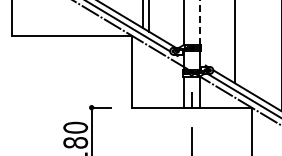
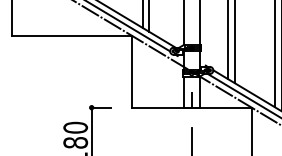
line: dashed -> solid (199, 22)
line: none -> present (227, 40)
line: none -> present (274, 54)
